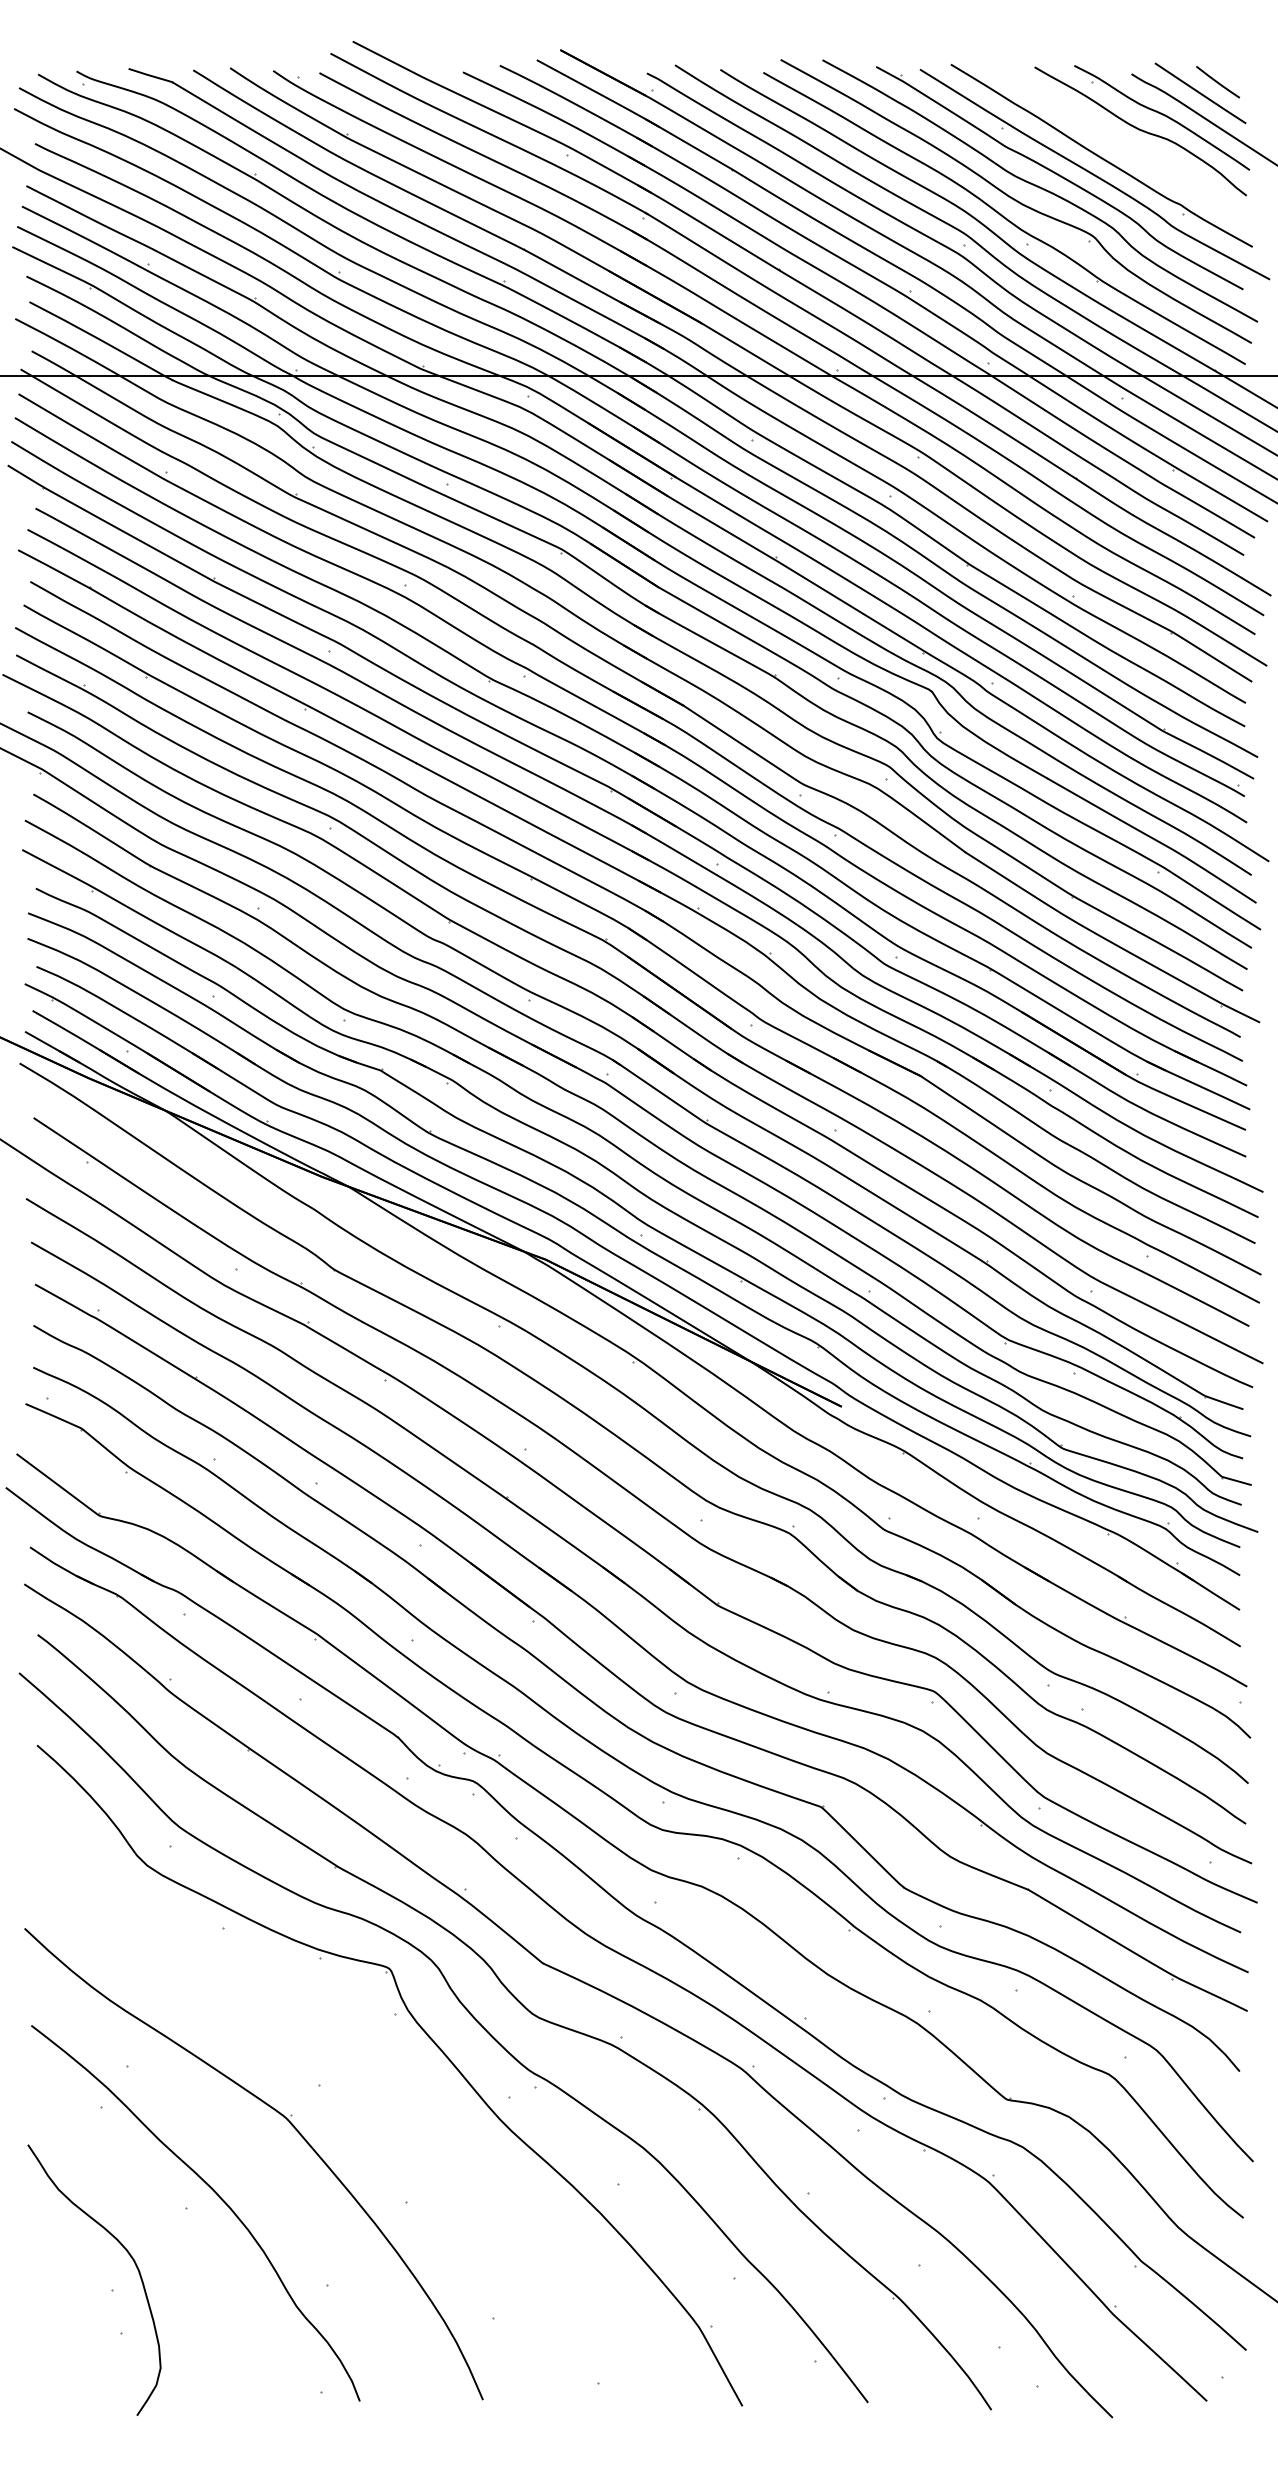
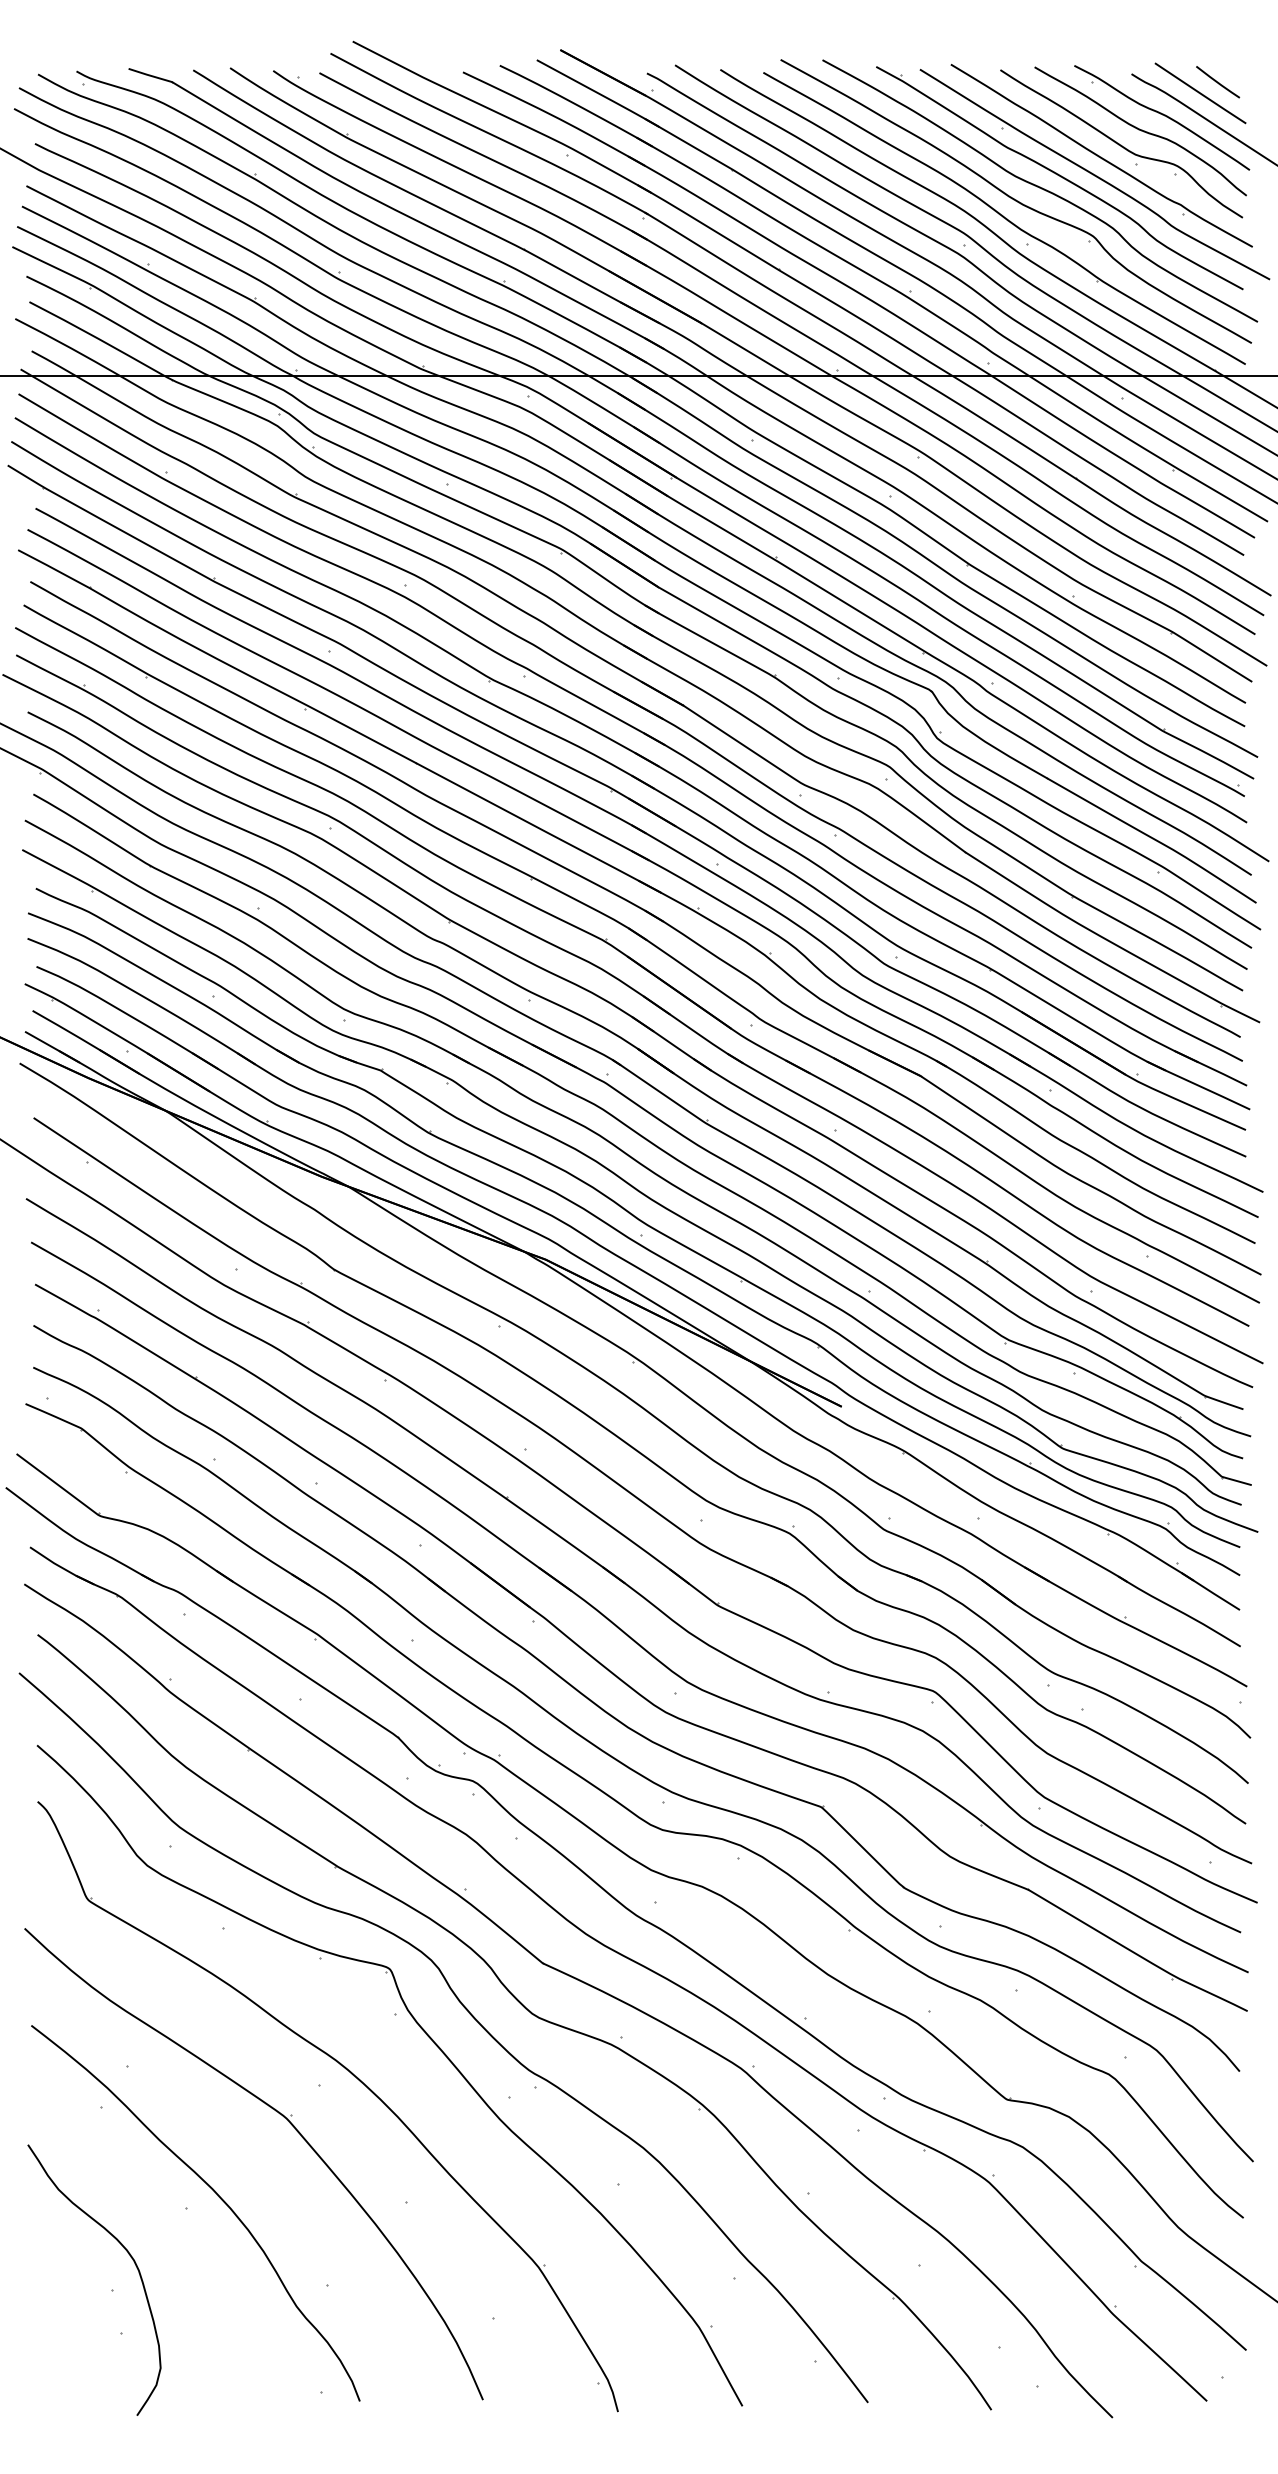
part: none -> present (1121, 143)
part: none -> present (353, 2076)
